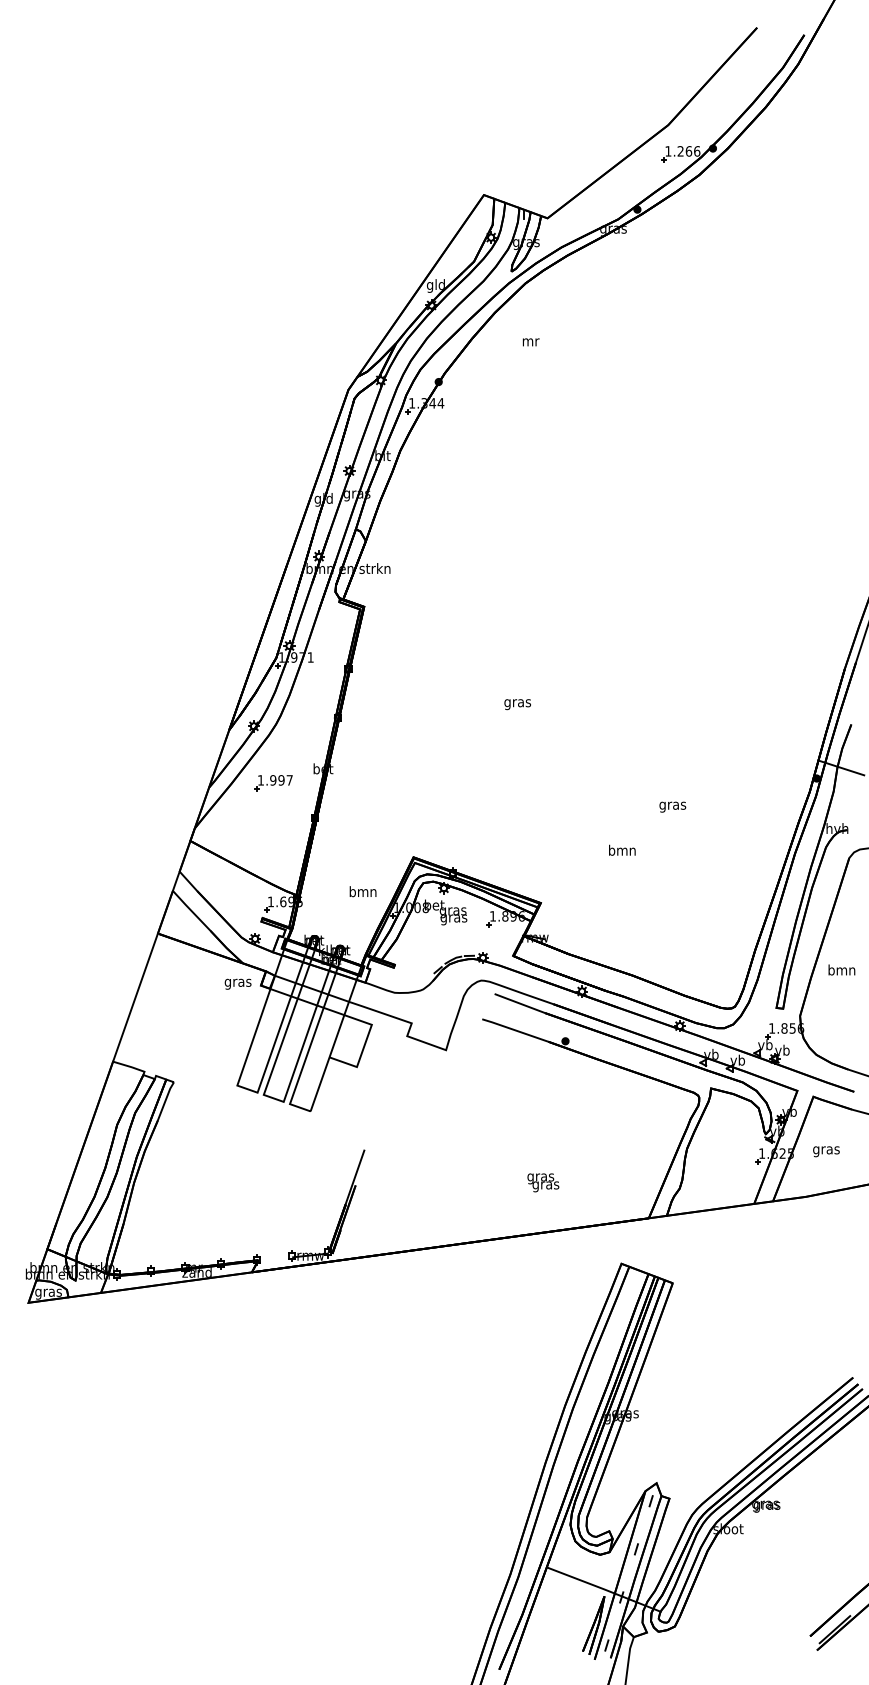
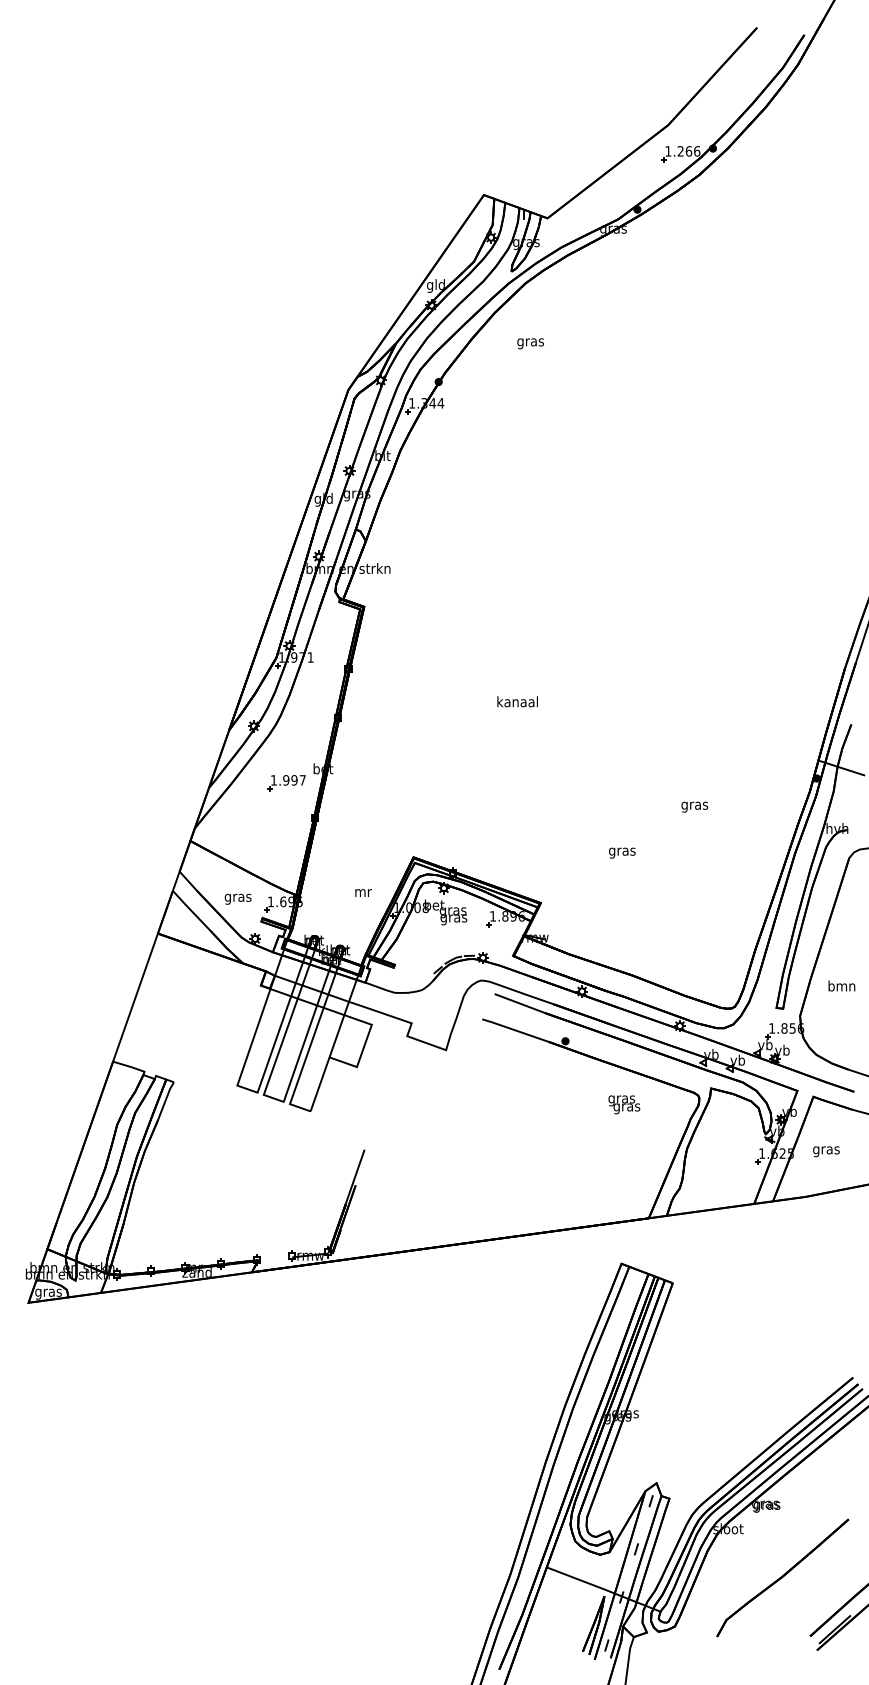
text: mr -> gras (530, 343)
text: gras -> kanaal (517, 703)
part position: (273, 783) -> (286, 783) (286, 783)
text position: (672, 806) -> (694, 806) (694, 806)
text: bmn -> gras (622, 851)
text: bmn -> mr (362, 891)
text position: (841, 969) -> (841, 985) (841, 985)
text position: (237, 983) -> (237, 898) (237, 898)
text position: (543, 1182) -> (624, 1104) (624, 1104)
part: none -> present (782, 1577)
